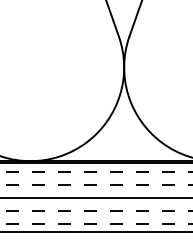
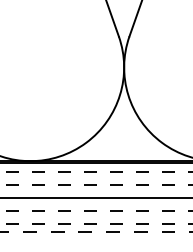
line: solid -> dashed (96, 231)
